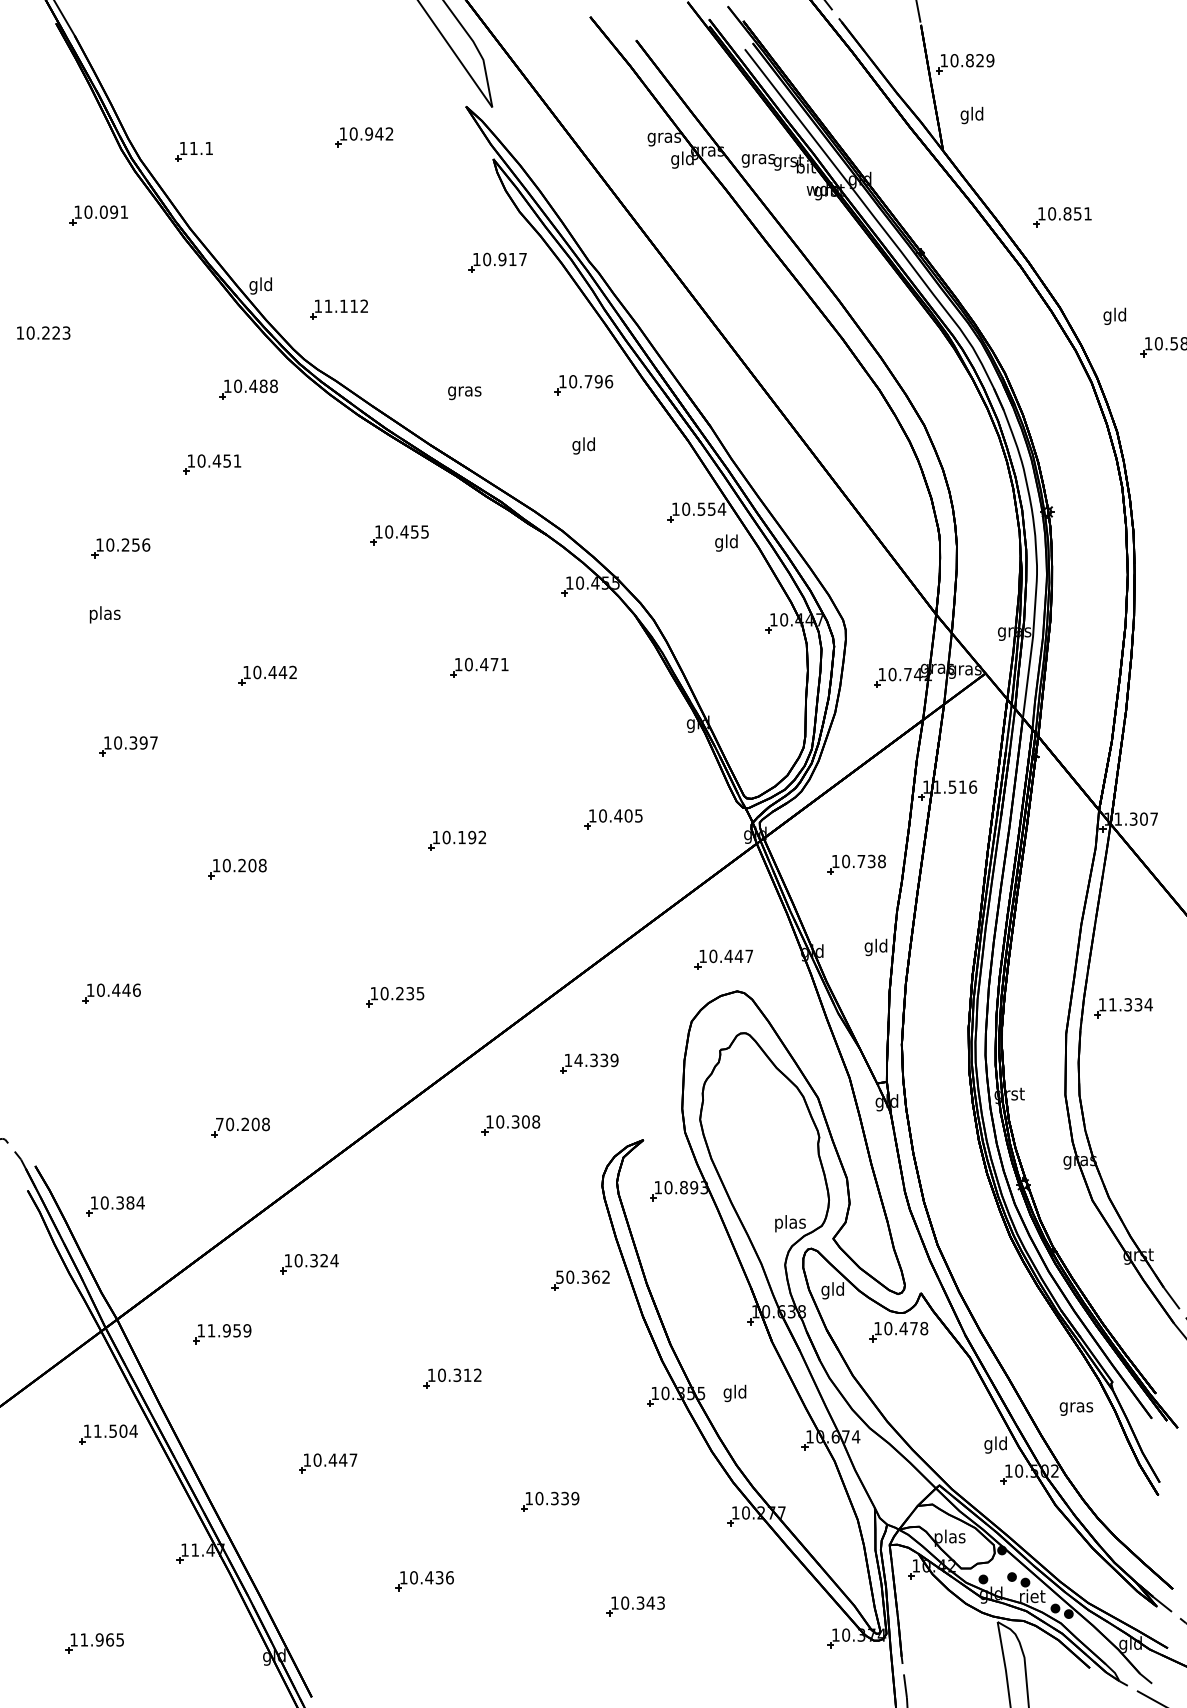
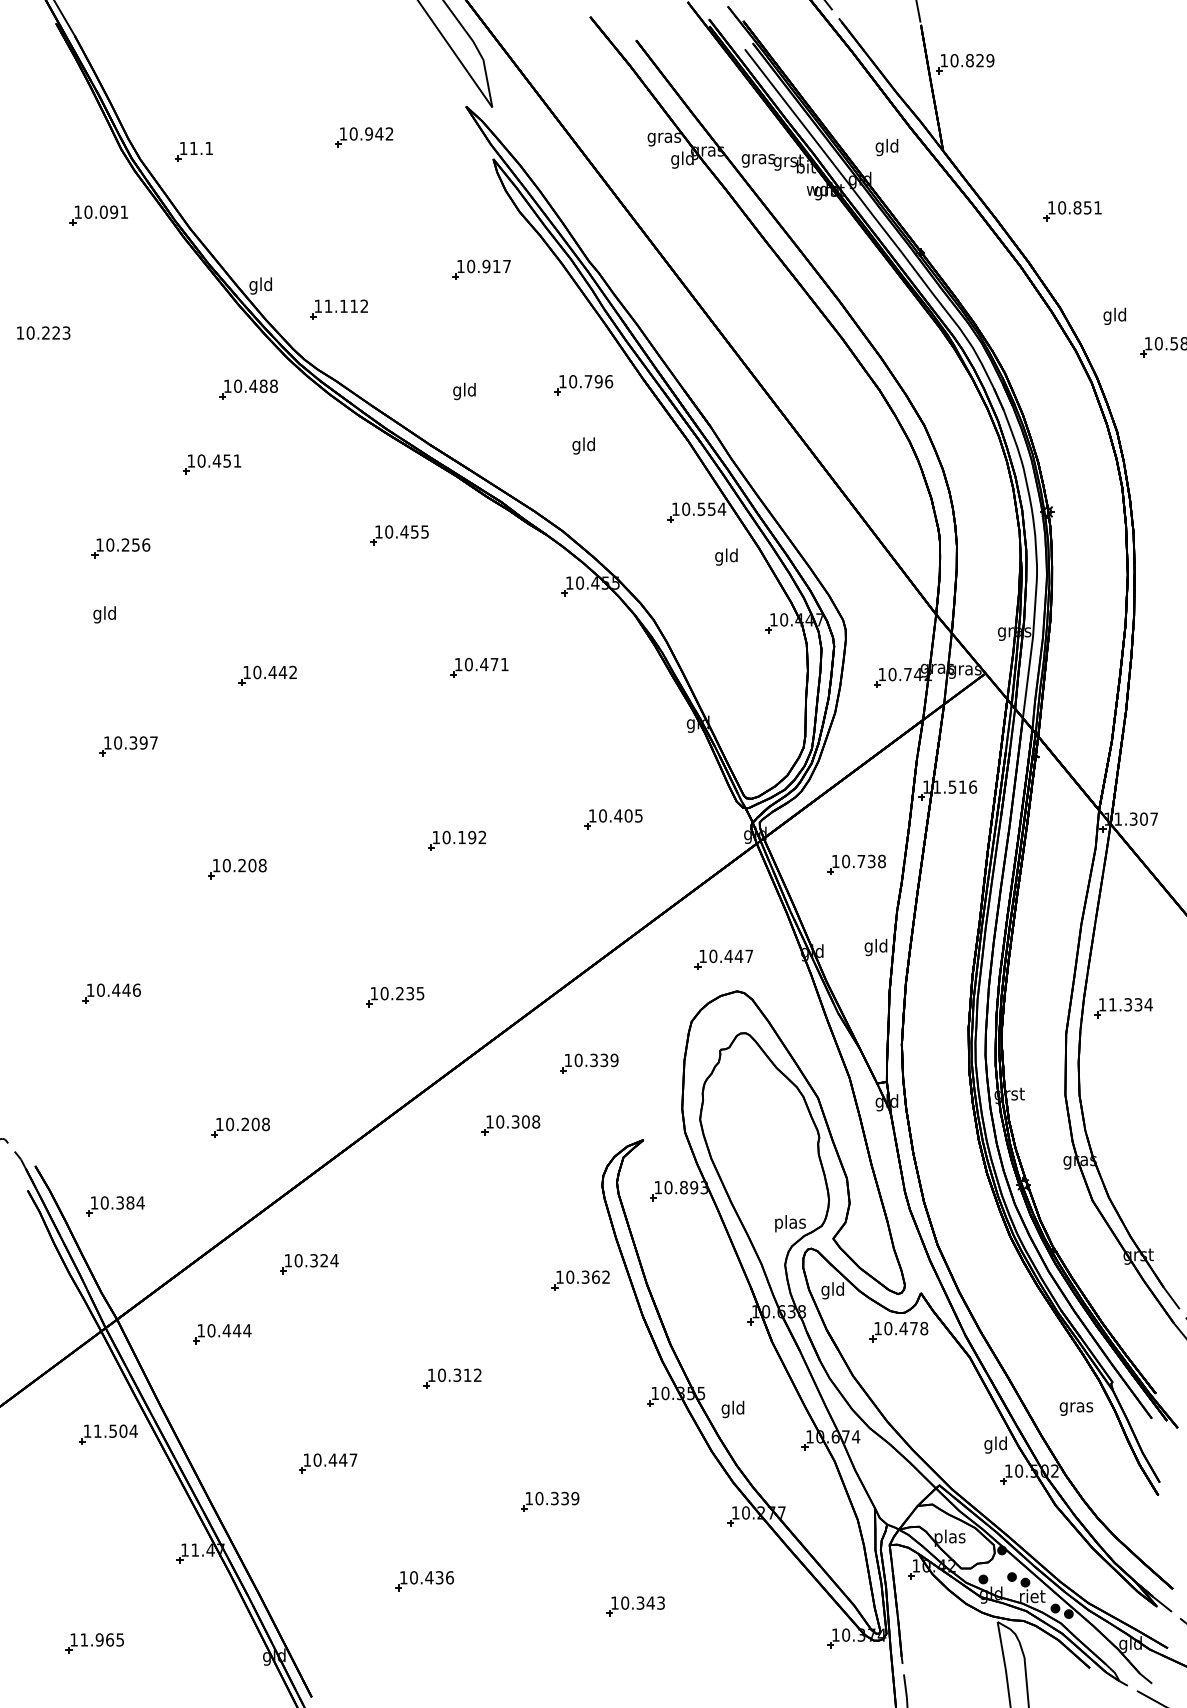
text position: (971, 115) -> (886, 147) (886, 147)
part position: (1062, 217) -> (1072, 211) (1072, 211)
part position: (497, 262) -> (481, 269) (481, 269)
text: gras -> gld (464, 391)
text position: (726, 542) -> (726, 556) (726, 556)
text: plas -> gld (104, 614)
text: 14.339 -> 10.339 (578, 1060)
text: 70.208 -> 10.208 (219, 1124)
text: 50.362 -> 10.362 (559, 1276)
text: 11.959 -> 10.444 (229, 1330)
text position: (734, 1393) -> (732, 1409) (732, 1409)
